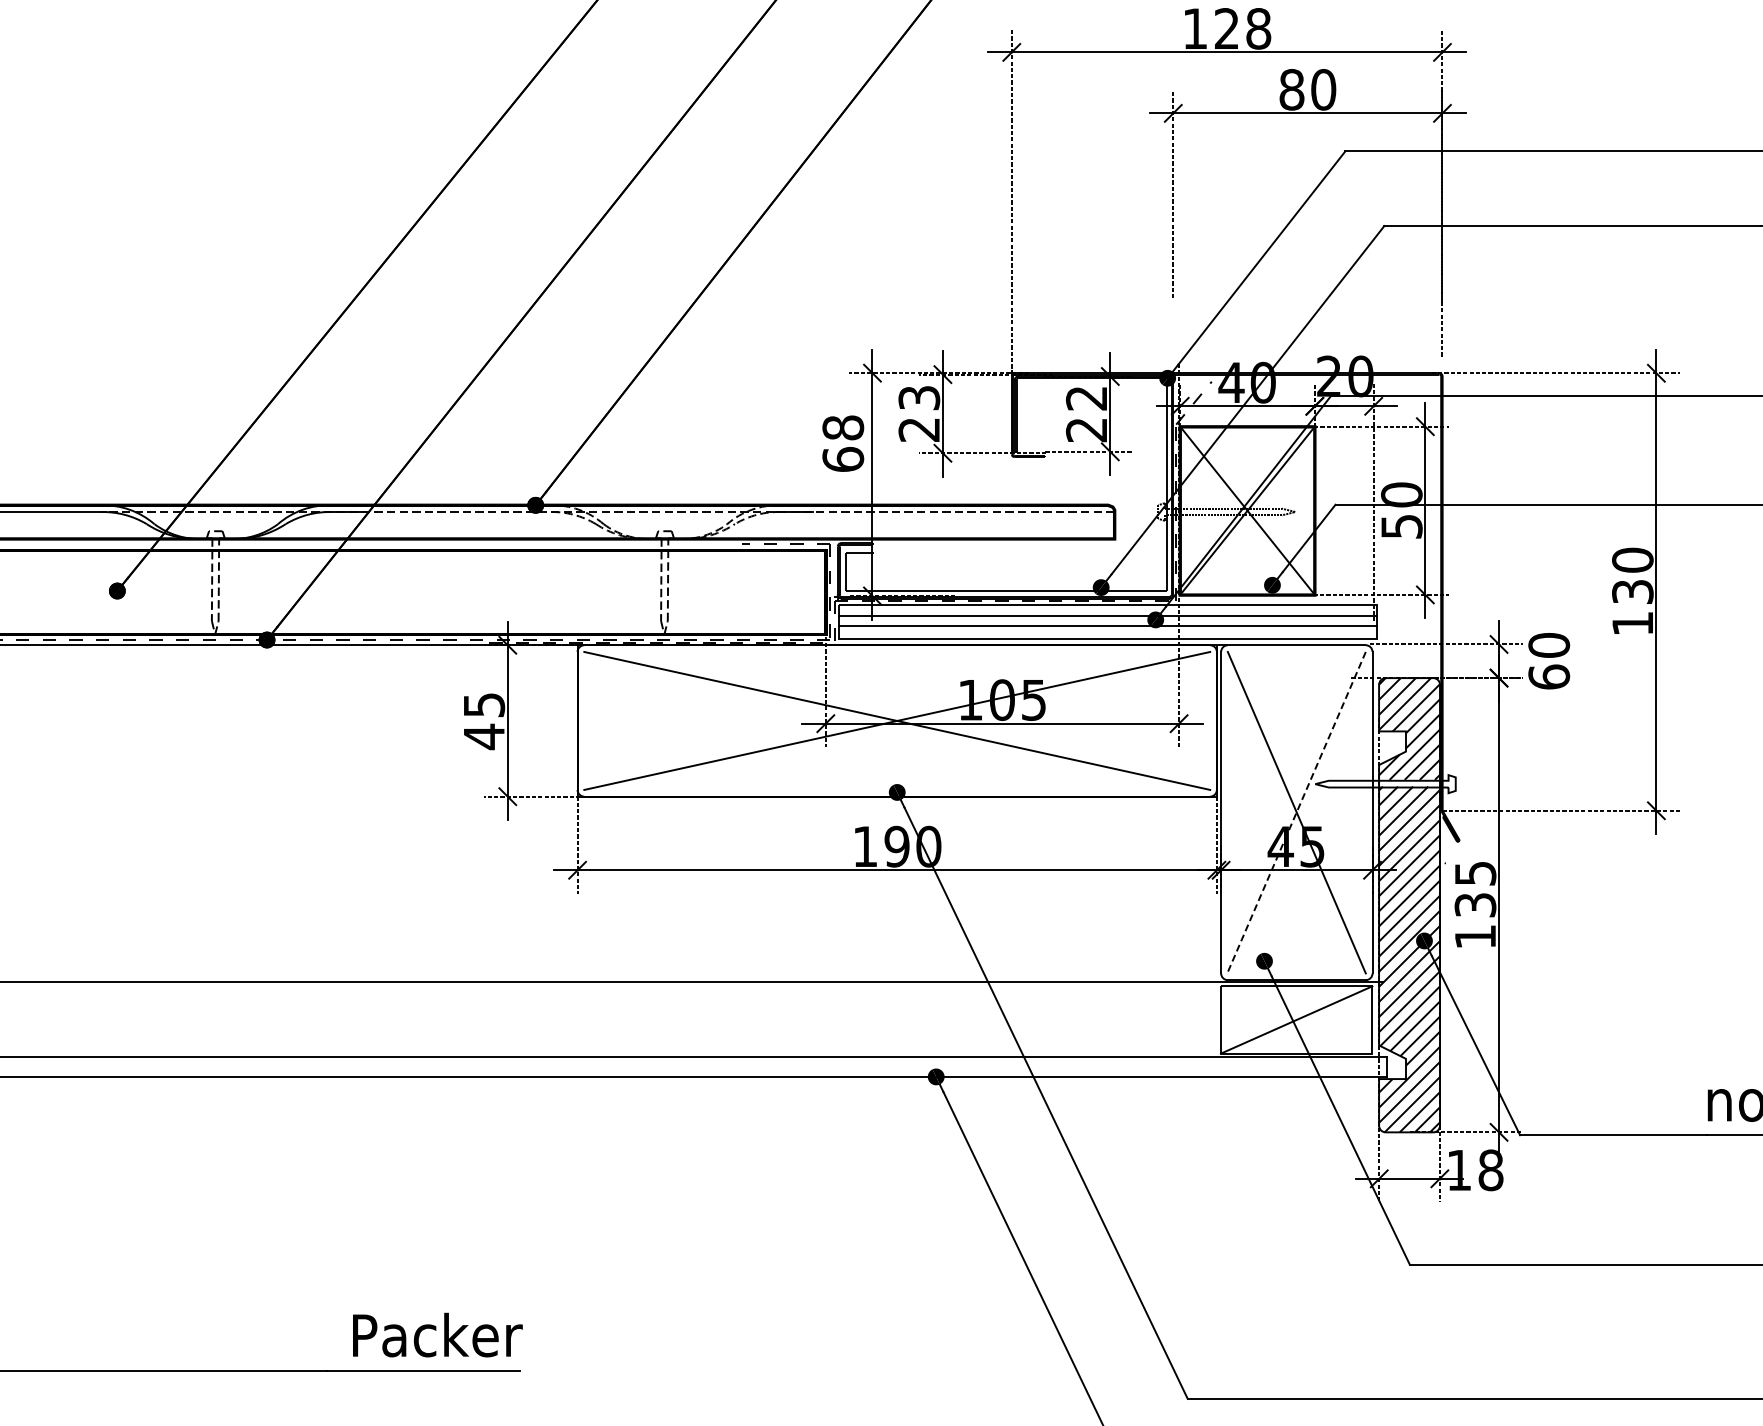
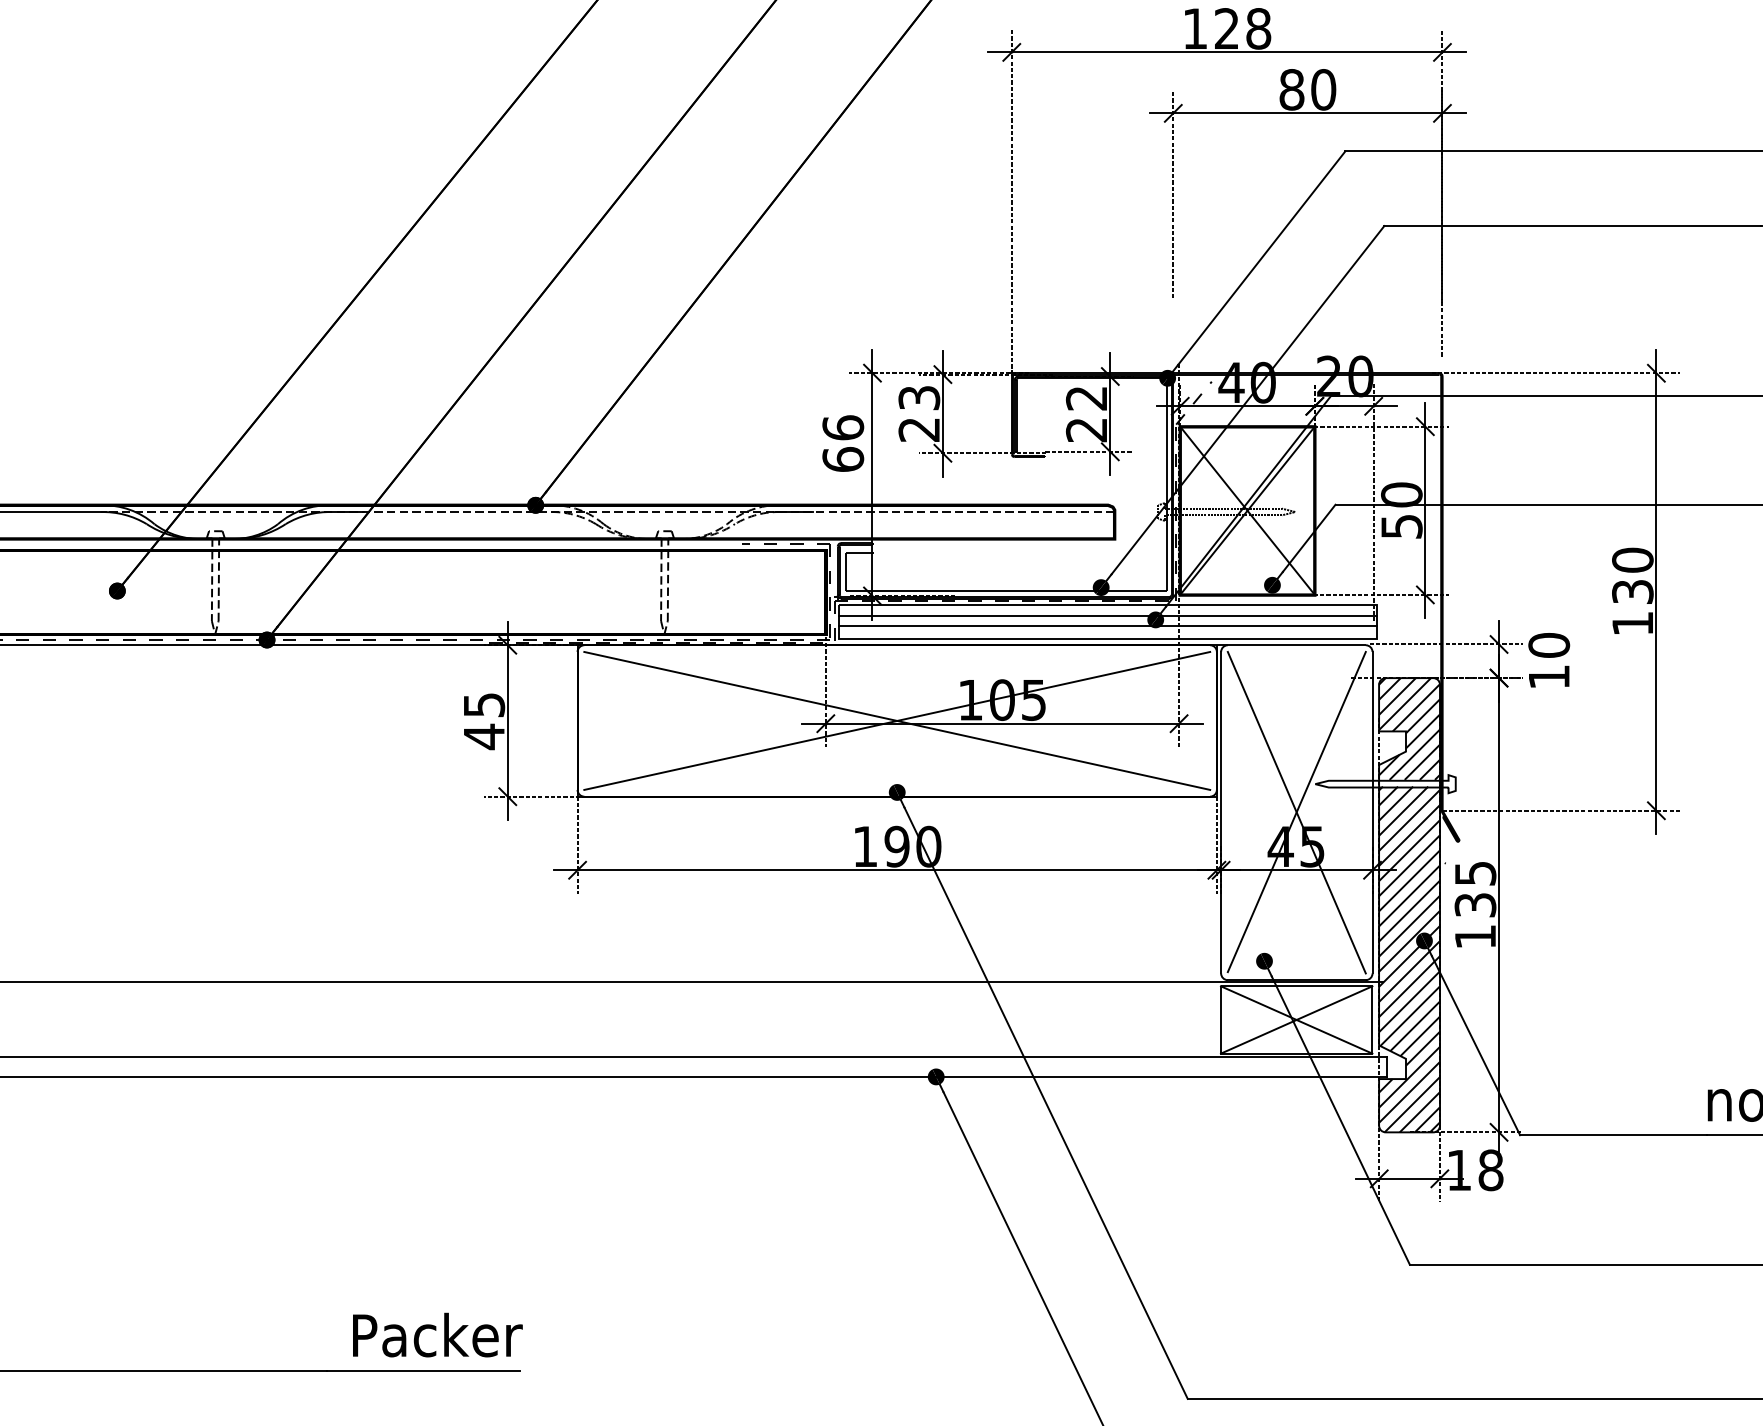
text: 68 -> 66 (843, 427)
text: 60 -> 10 (1549, 676)
line: dashed -> solid (1296, 812)
line: none -> present (1296, 1019)
